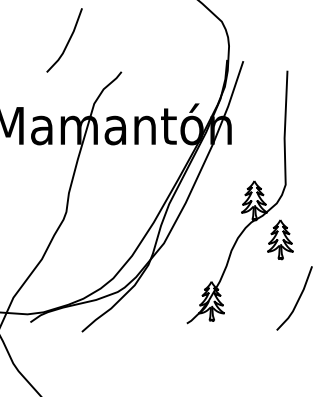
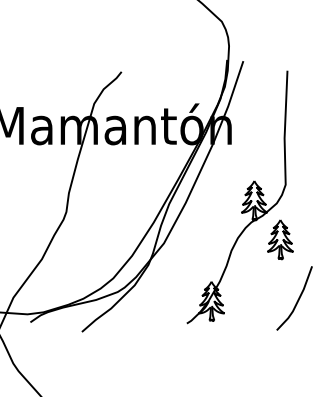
line: present -> none (67, 41)
